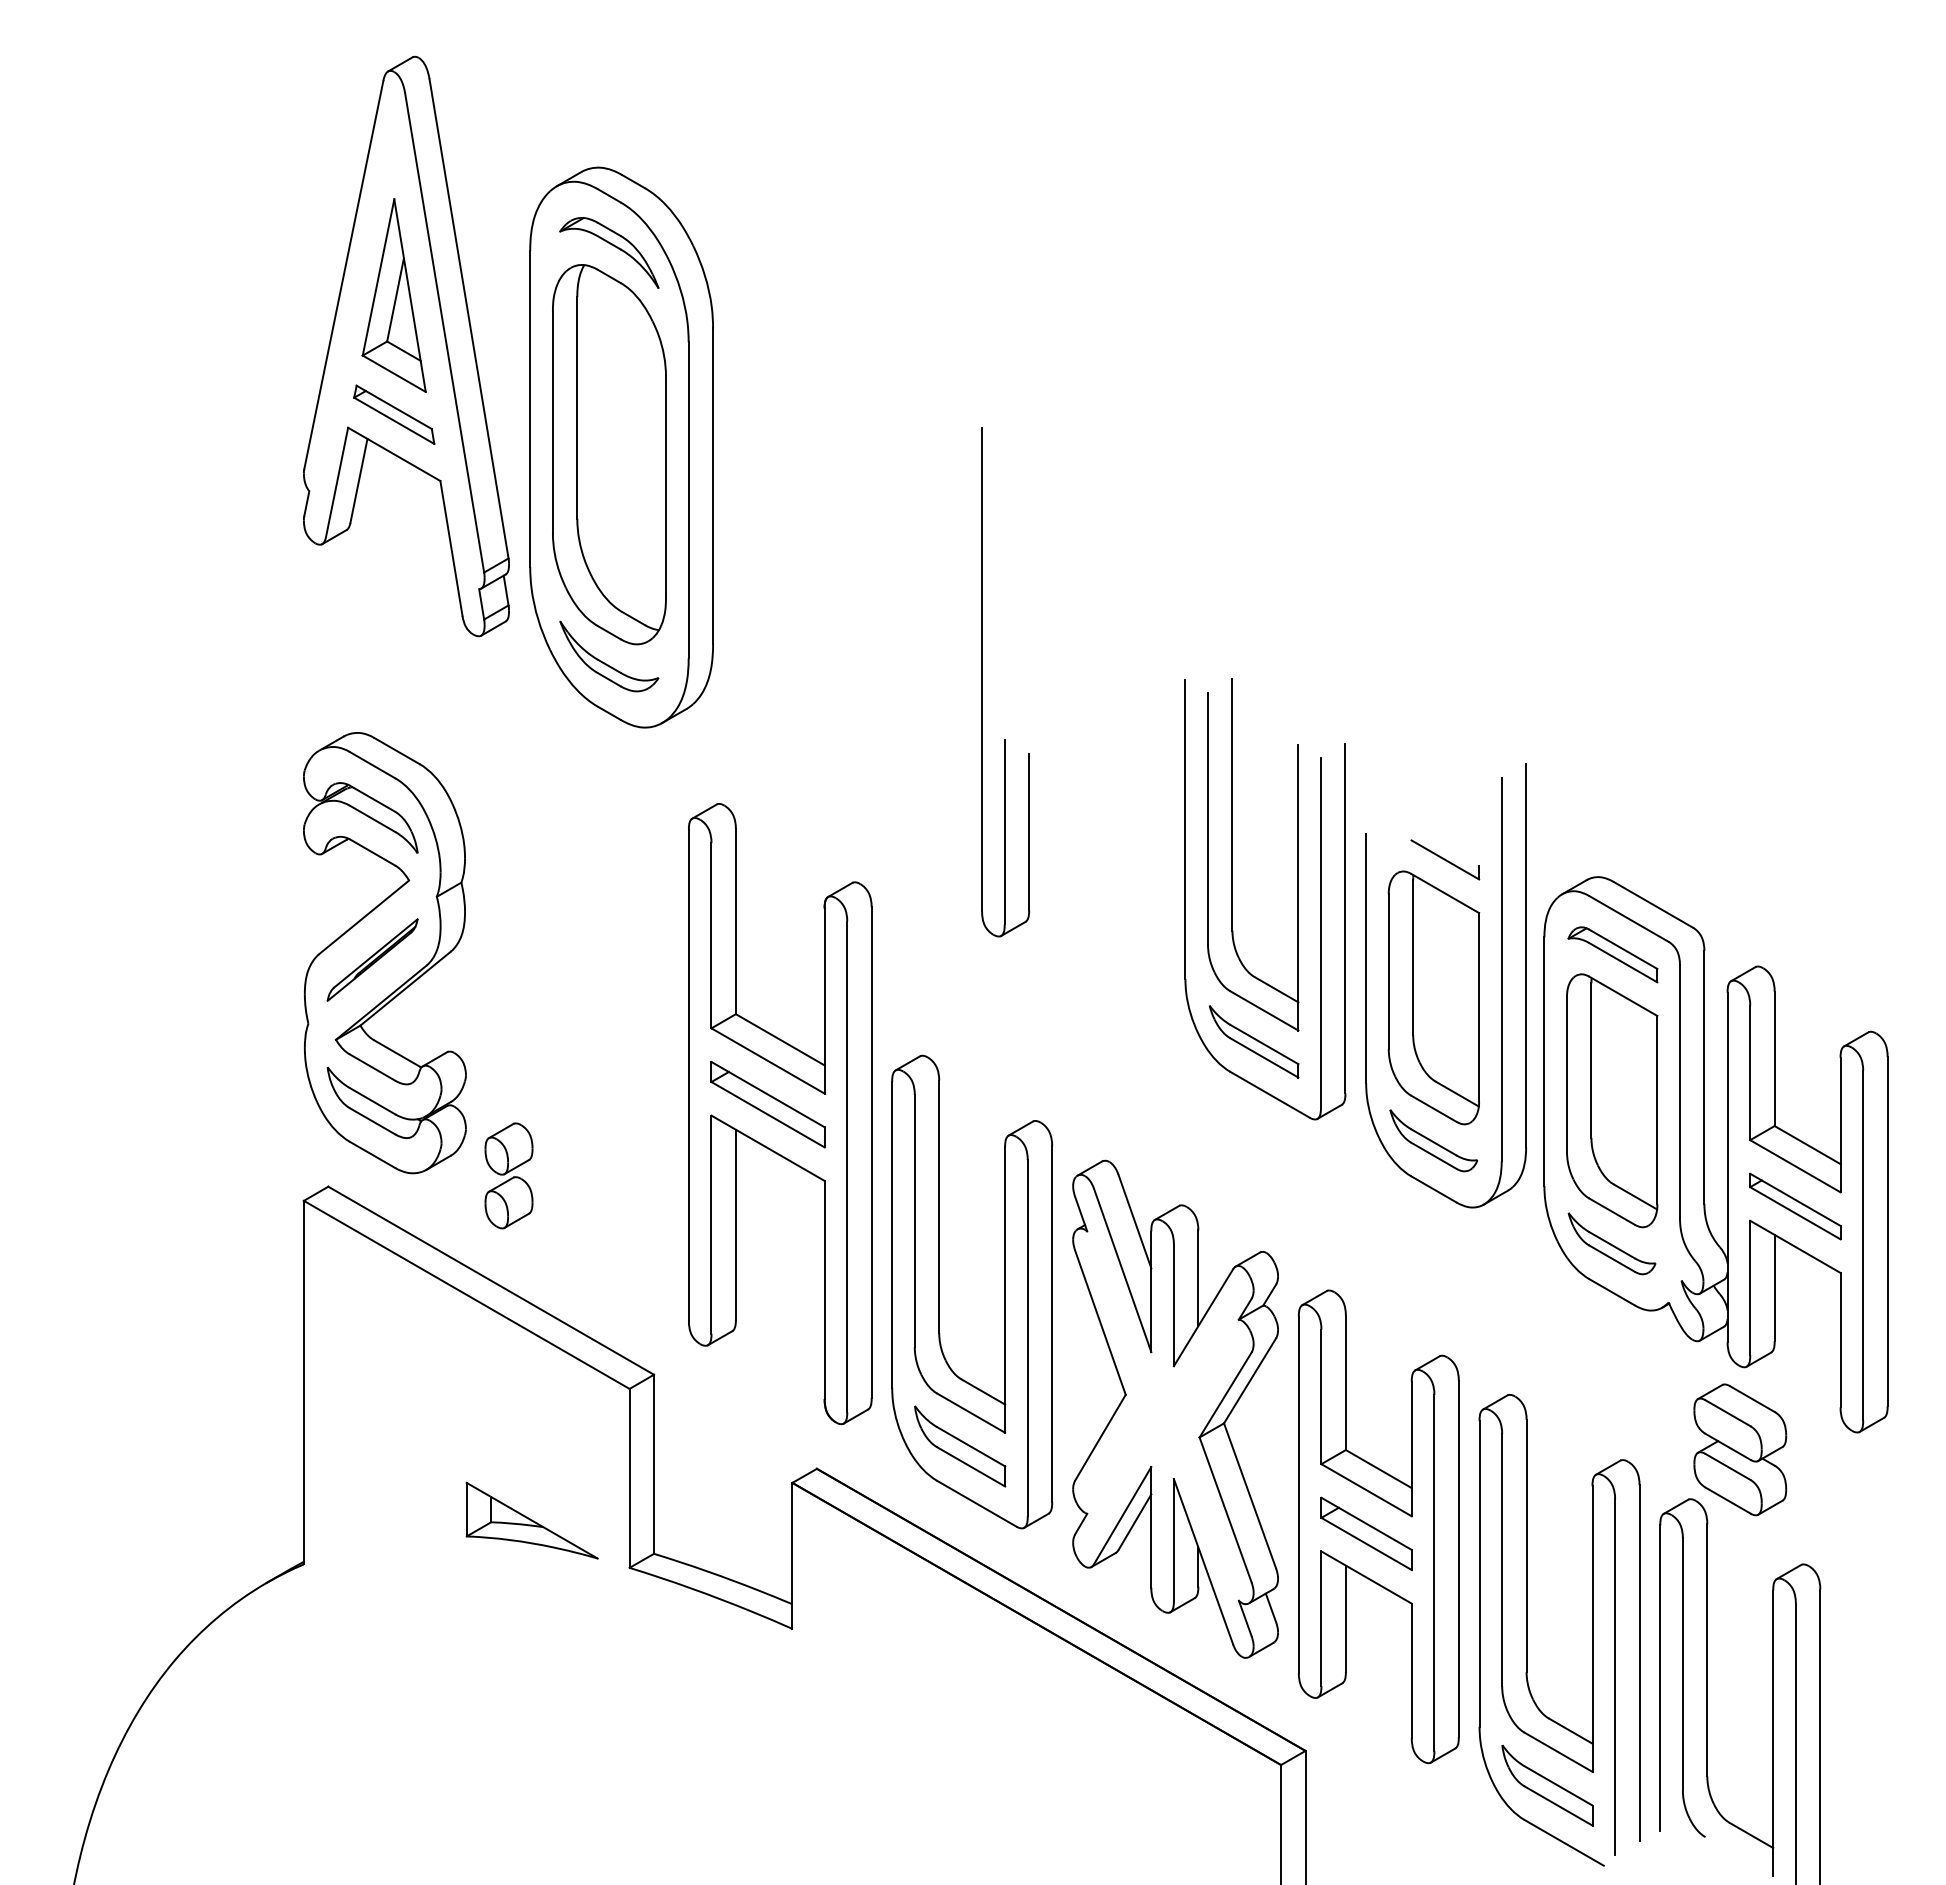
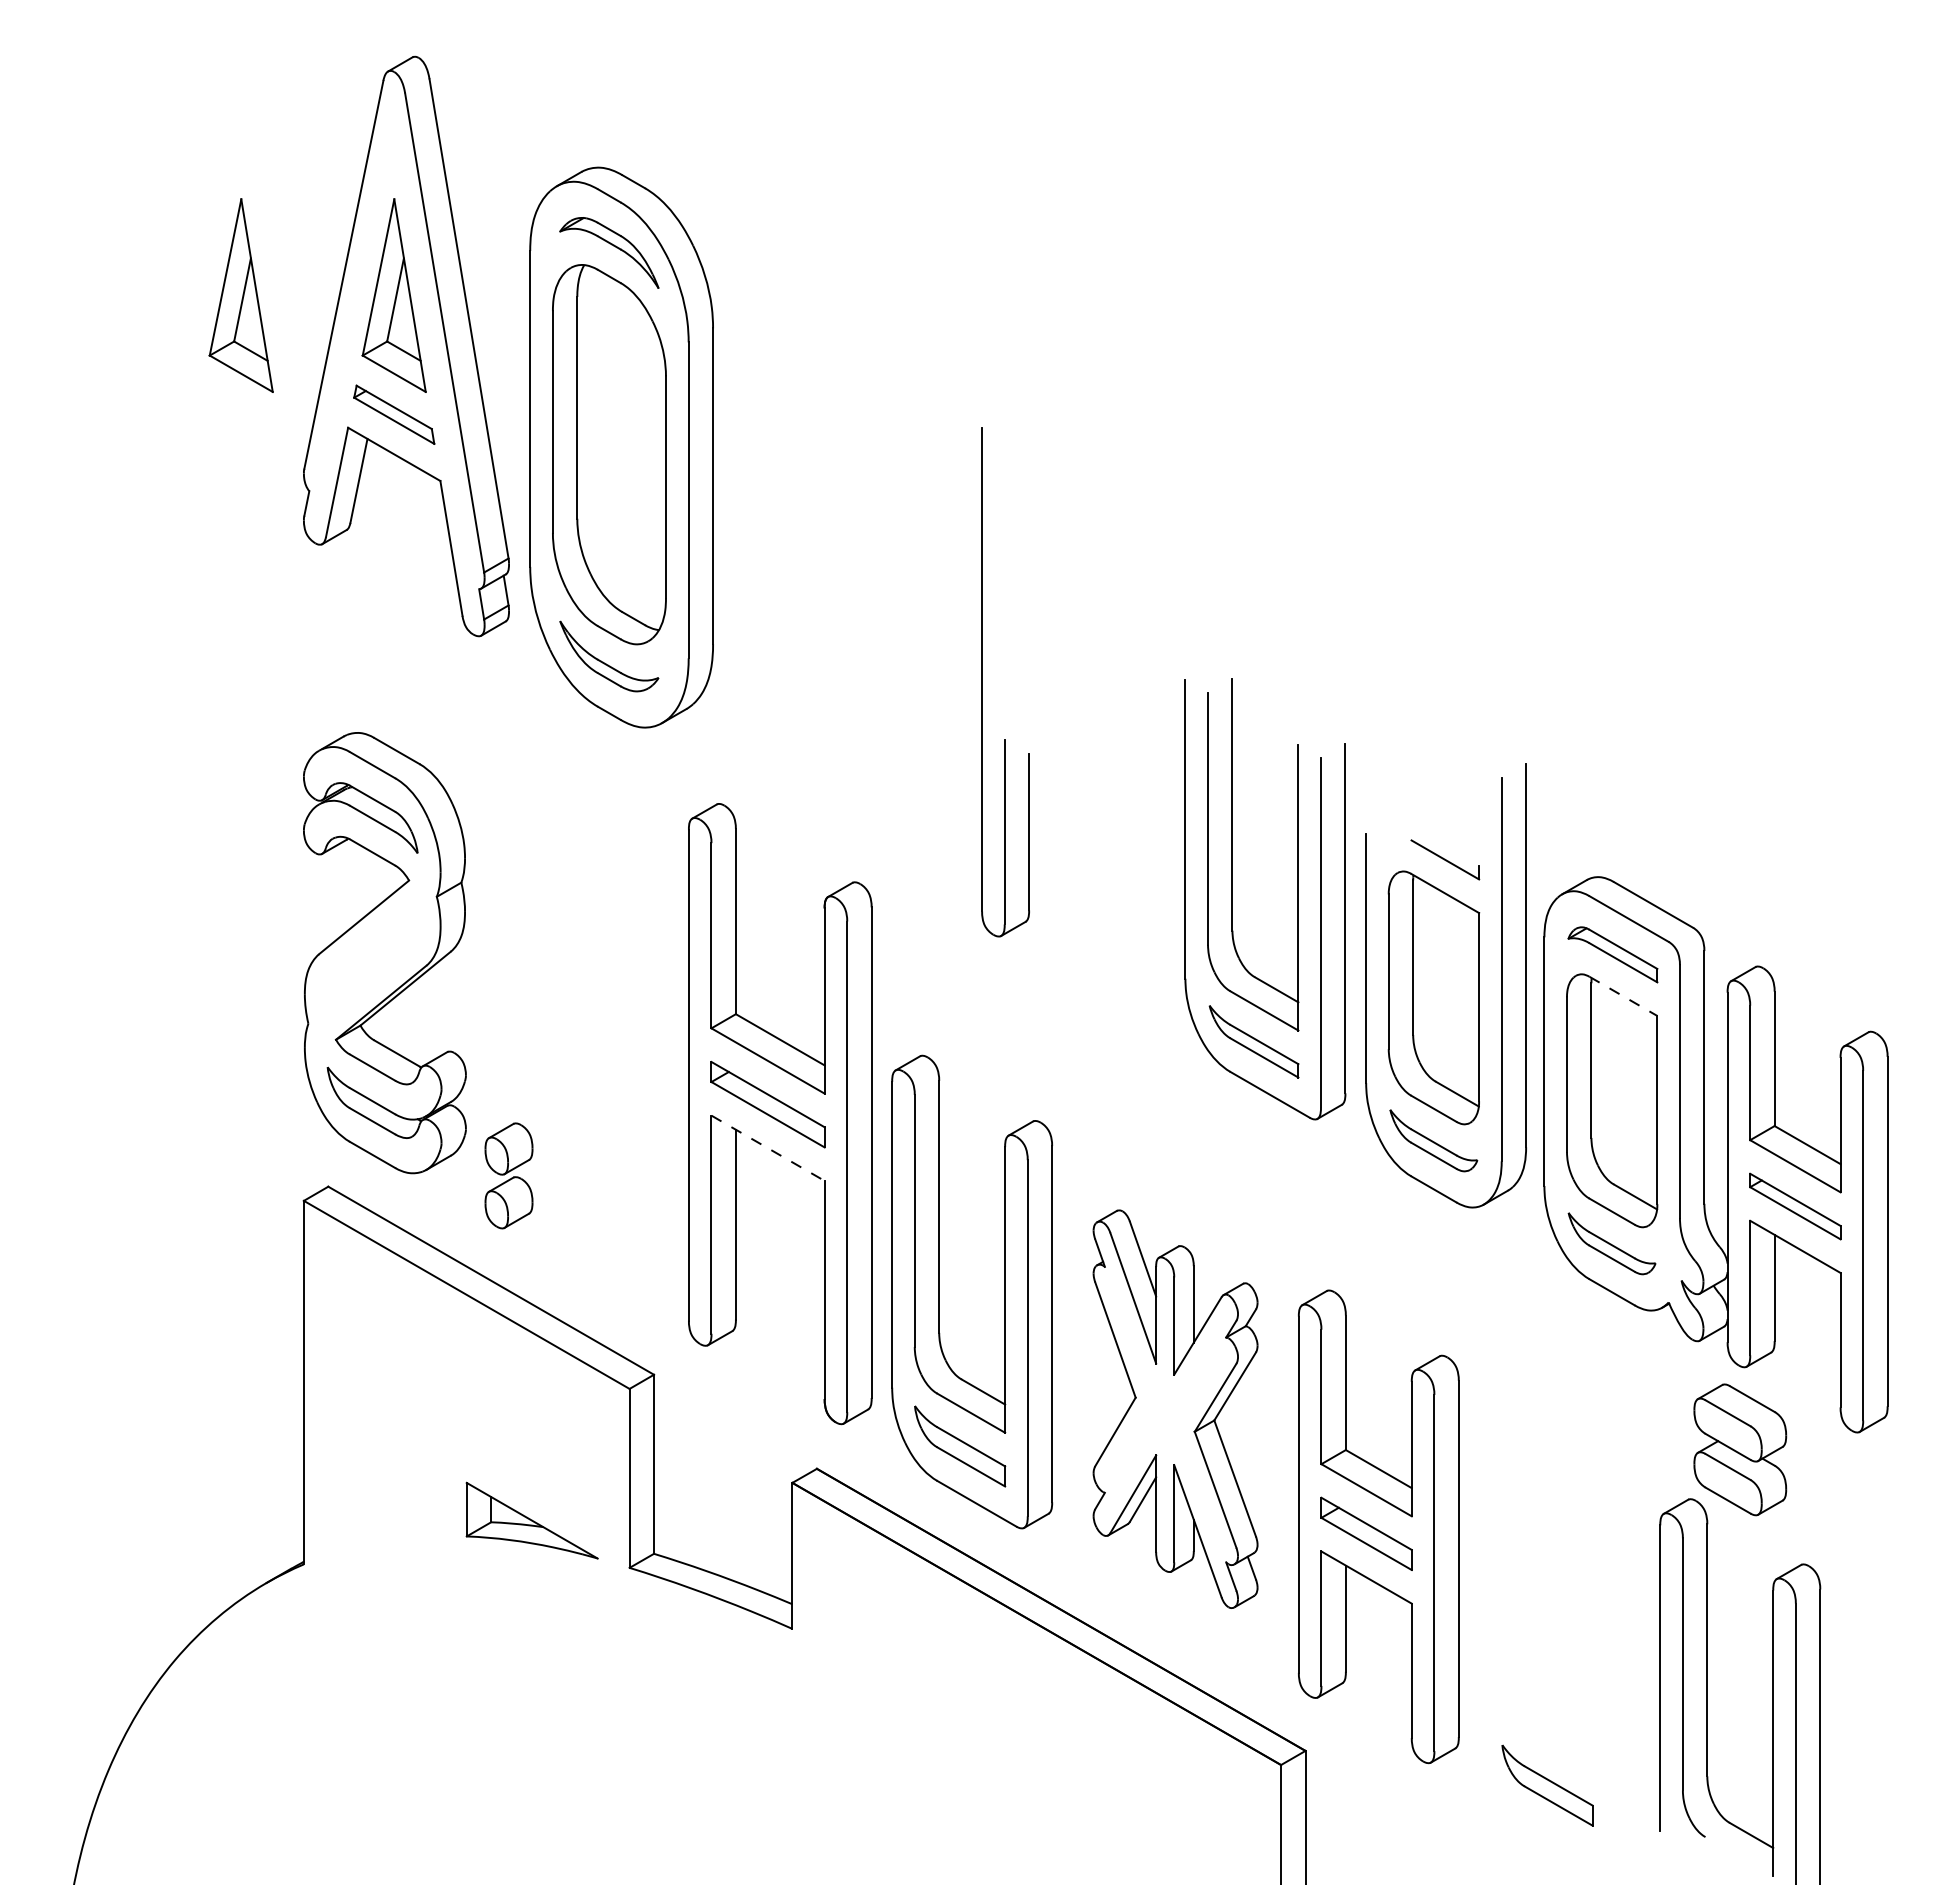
part: none -> present (240, 295)
part: present -> none (372, 959)
line: solid -> dashed (1623, 996)
line: solid -> dashed (768, 1148)
part size: 207x500 px -> 167x400 px (1175, 1408)
part: present -> none (1527, 1630)
